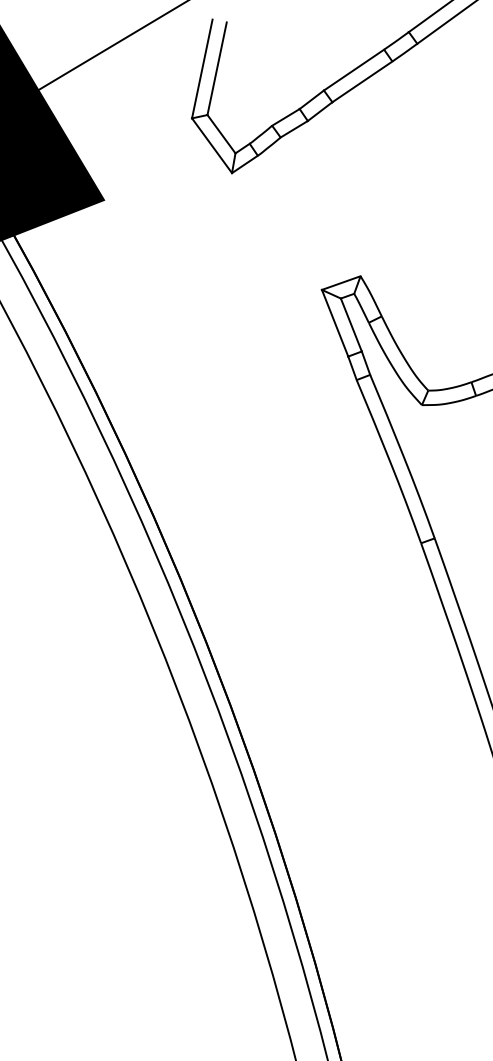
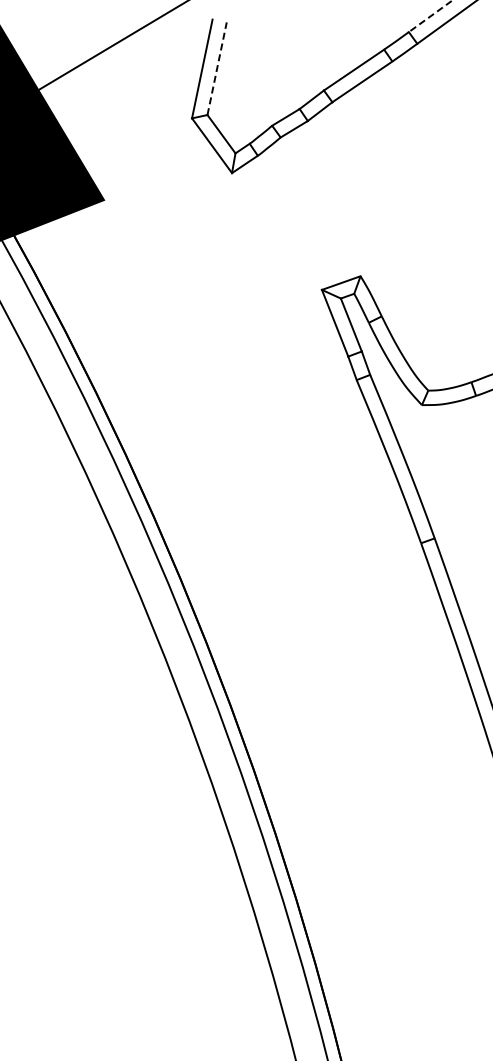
line: solid -> dashed (430, 16)
line: solid -> dashed (217, 68)
